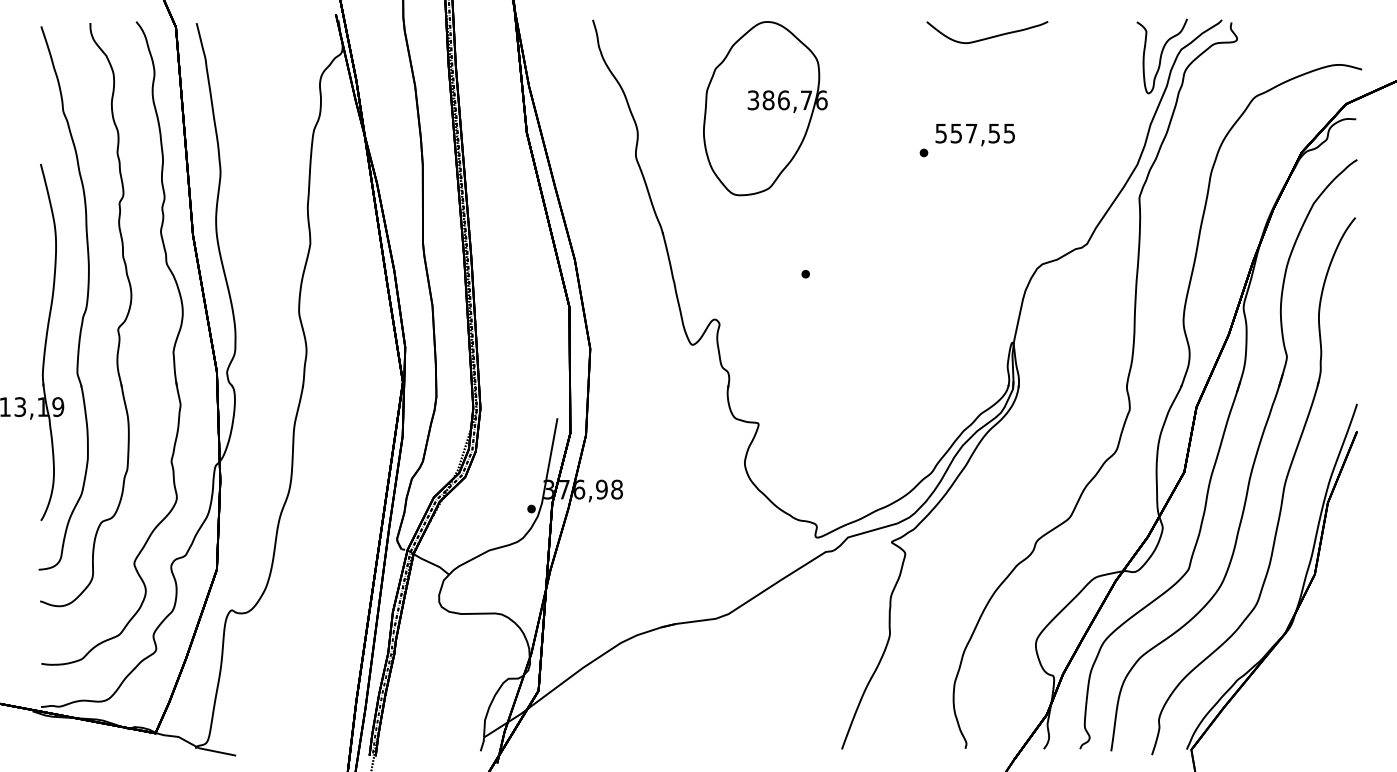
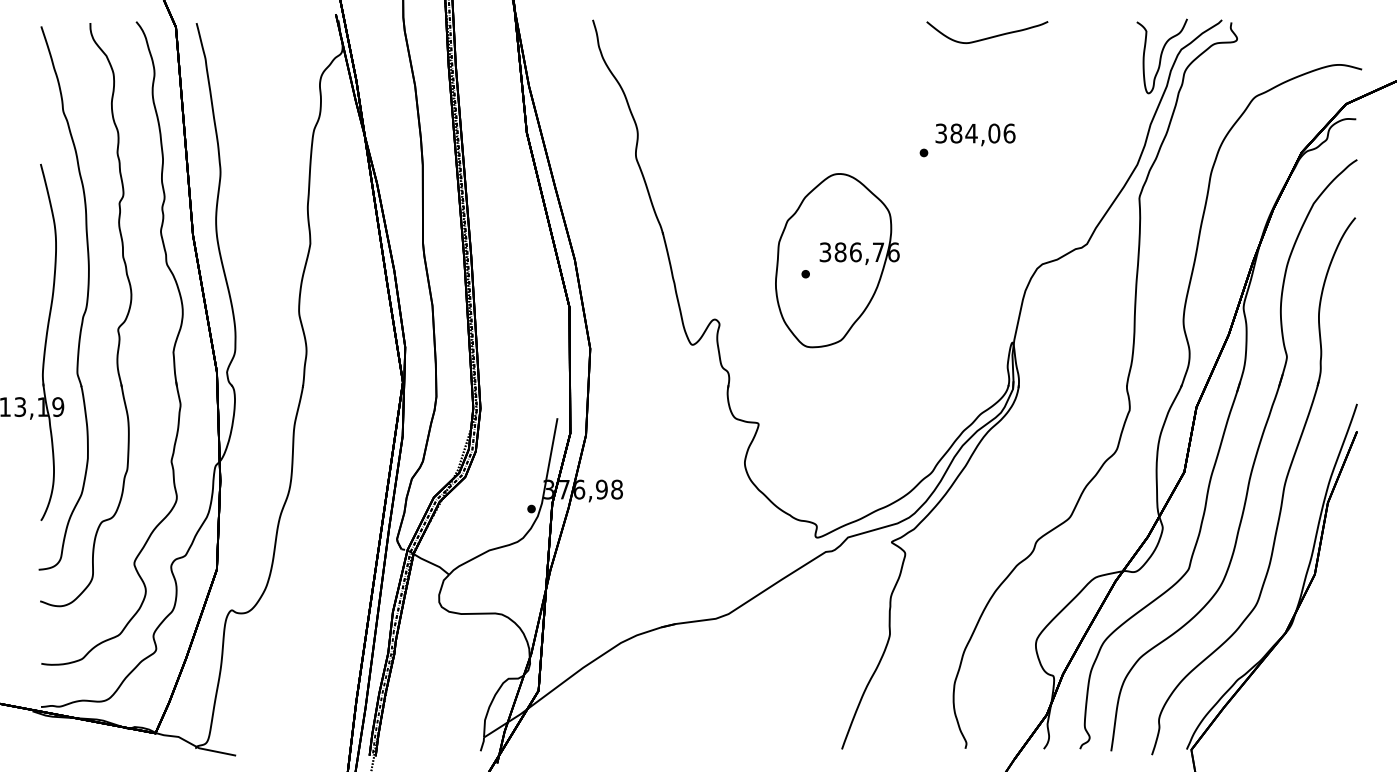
part position: (765, 108) -> (837, 260) (837, 260)
text: 557,55 -> 384,06 (975, 133)
